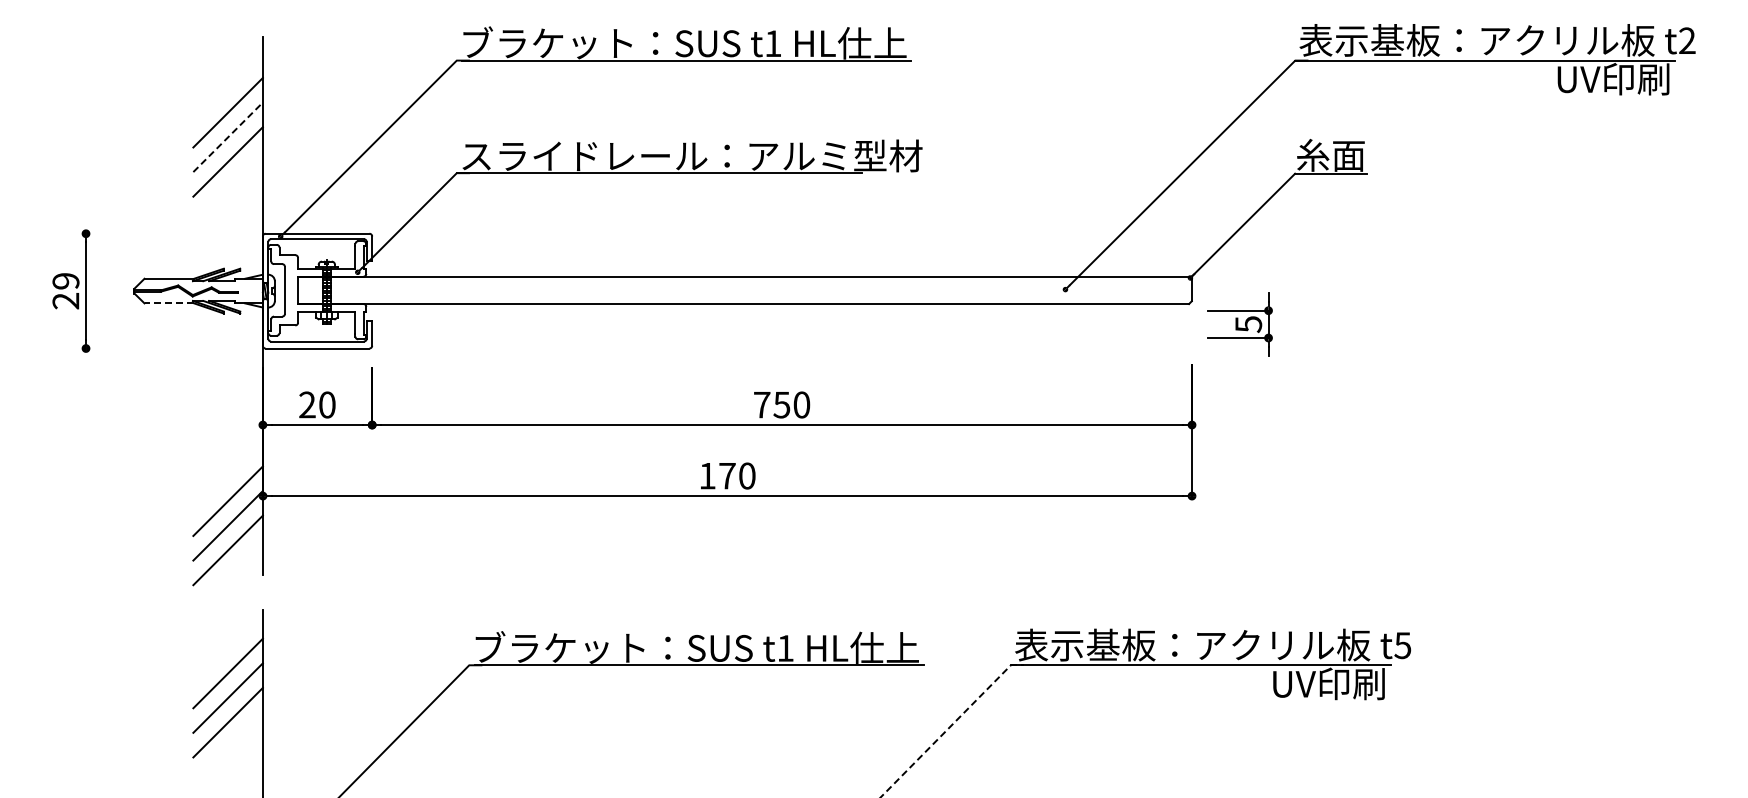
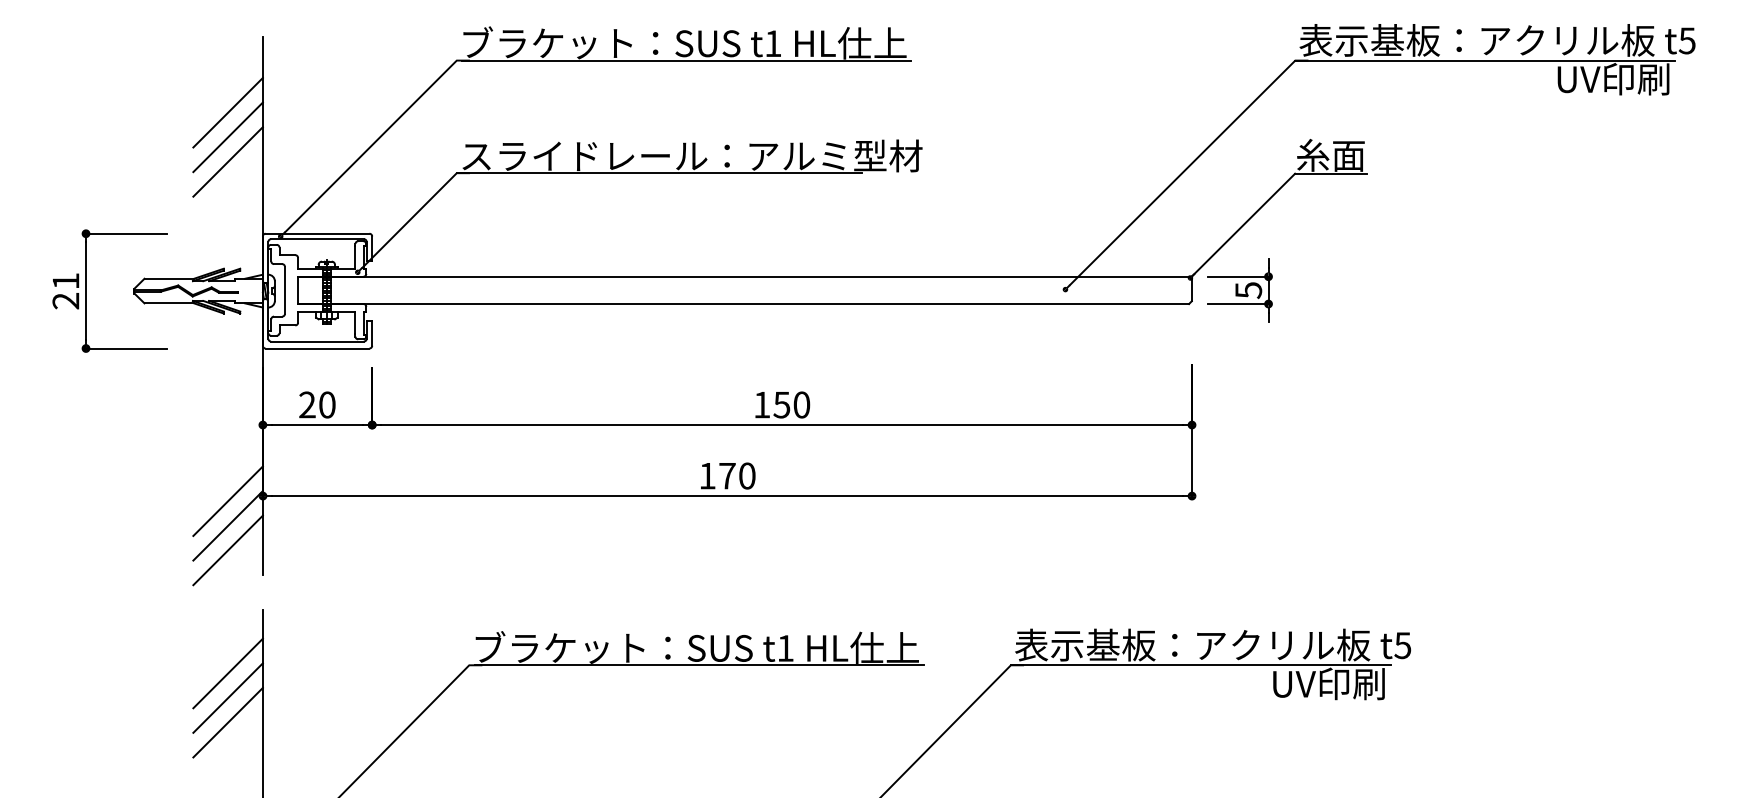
text: t2 -> t5 (1686, 40)
line: dashed -> solid (228, 136)
line: none -> present (126, 233)
text: 29 -> 21 (65, 281)
line: dashed -> solid (169, 303)
part position: (1239, 324) -> (1239, 290) (1239, 290)
line: none -> present (126, 348)
text: 750 -> 150 (762, 405)
line: dashed -> solid (951, 725)
